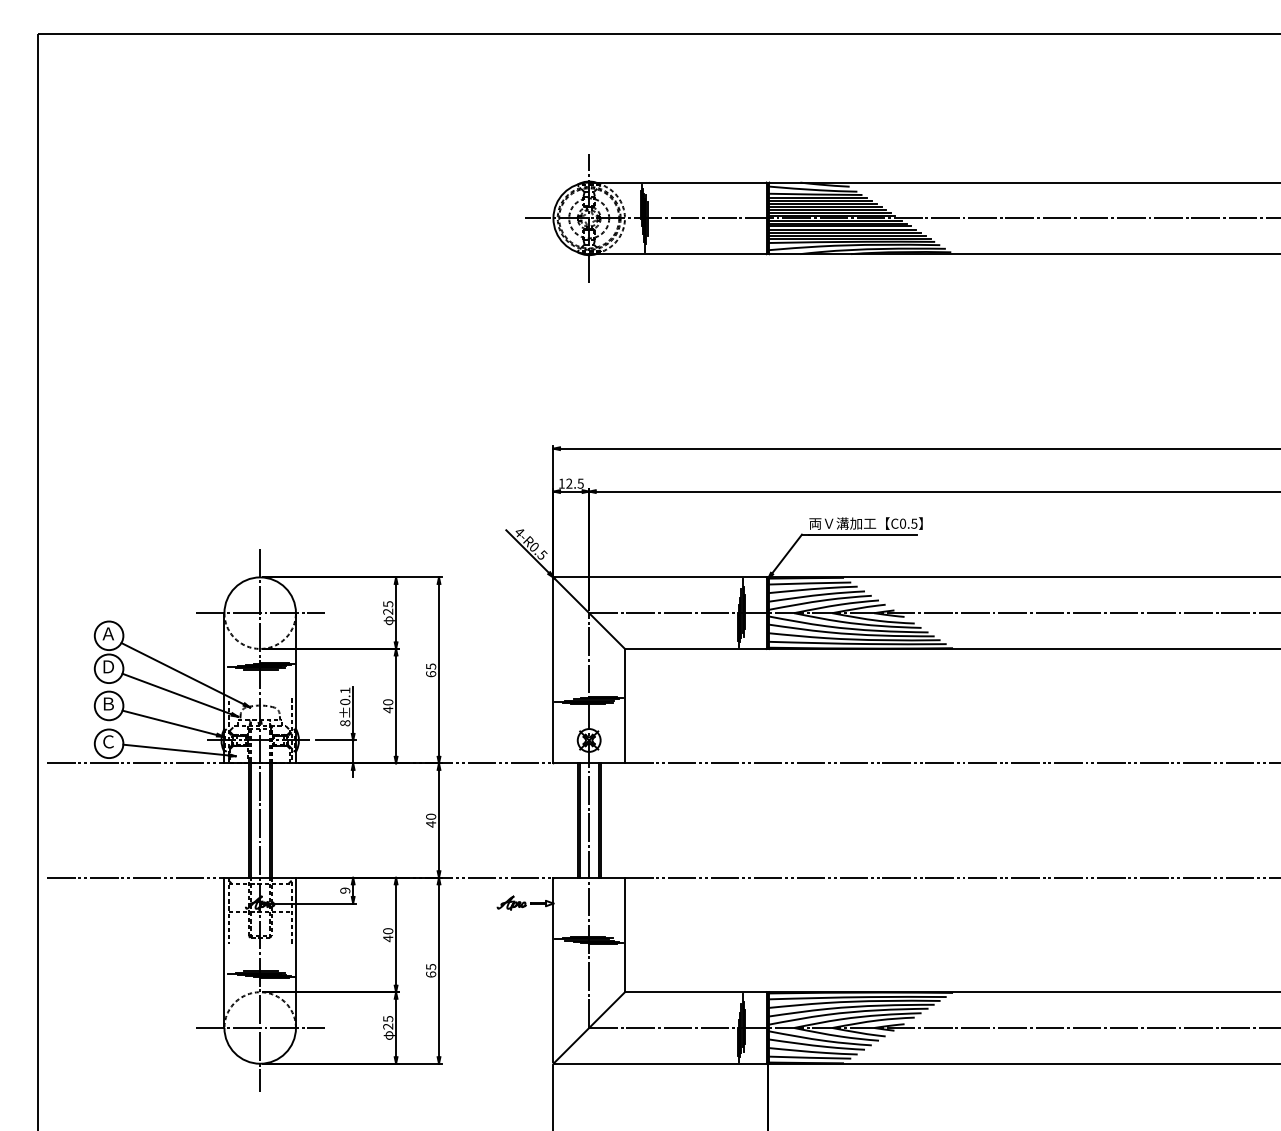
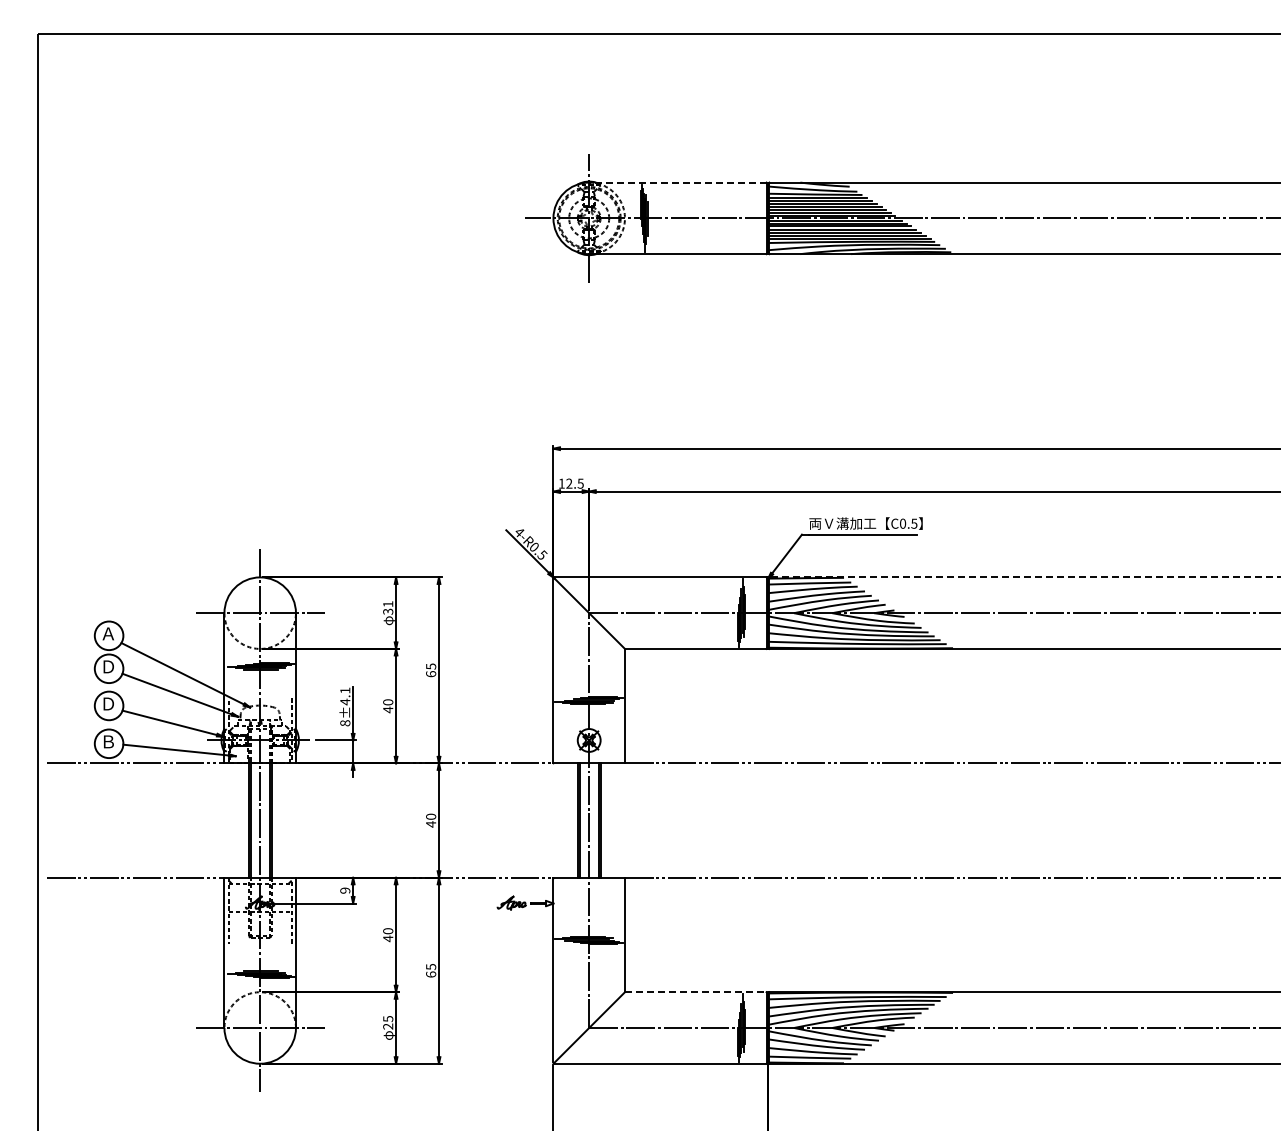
line: solid -> dashed (677, 182)
line: solid -> dashed (1024, 577)
text: 25 -> 31 (388, 607)
text: 8±0.1 -> 8±4.1 (345, 701)
text: Ｂ -> Ｄ (108, 703)
text: Ｃ -> Ｂ (108, 741)
line: solid -> dashed (695, 992)
